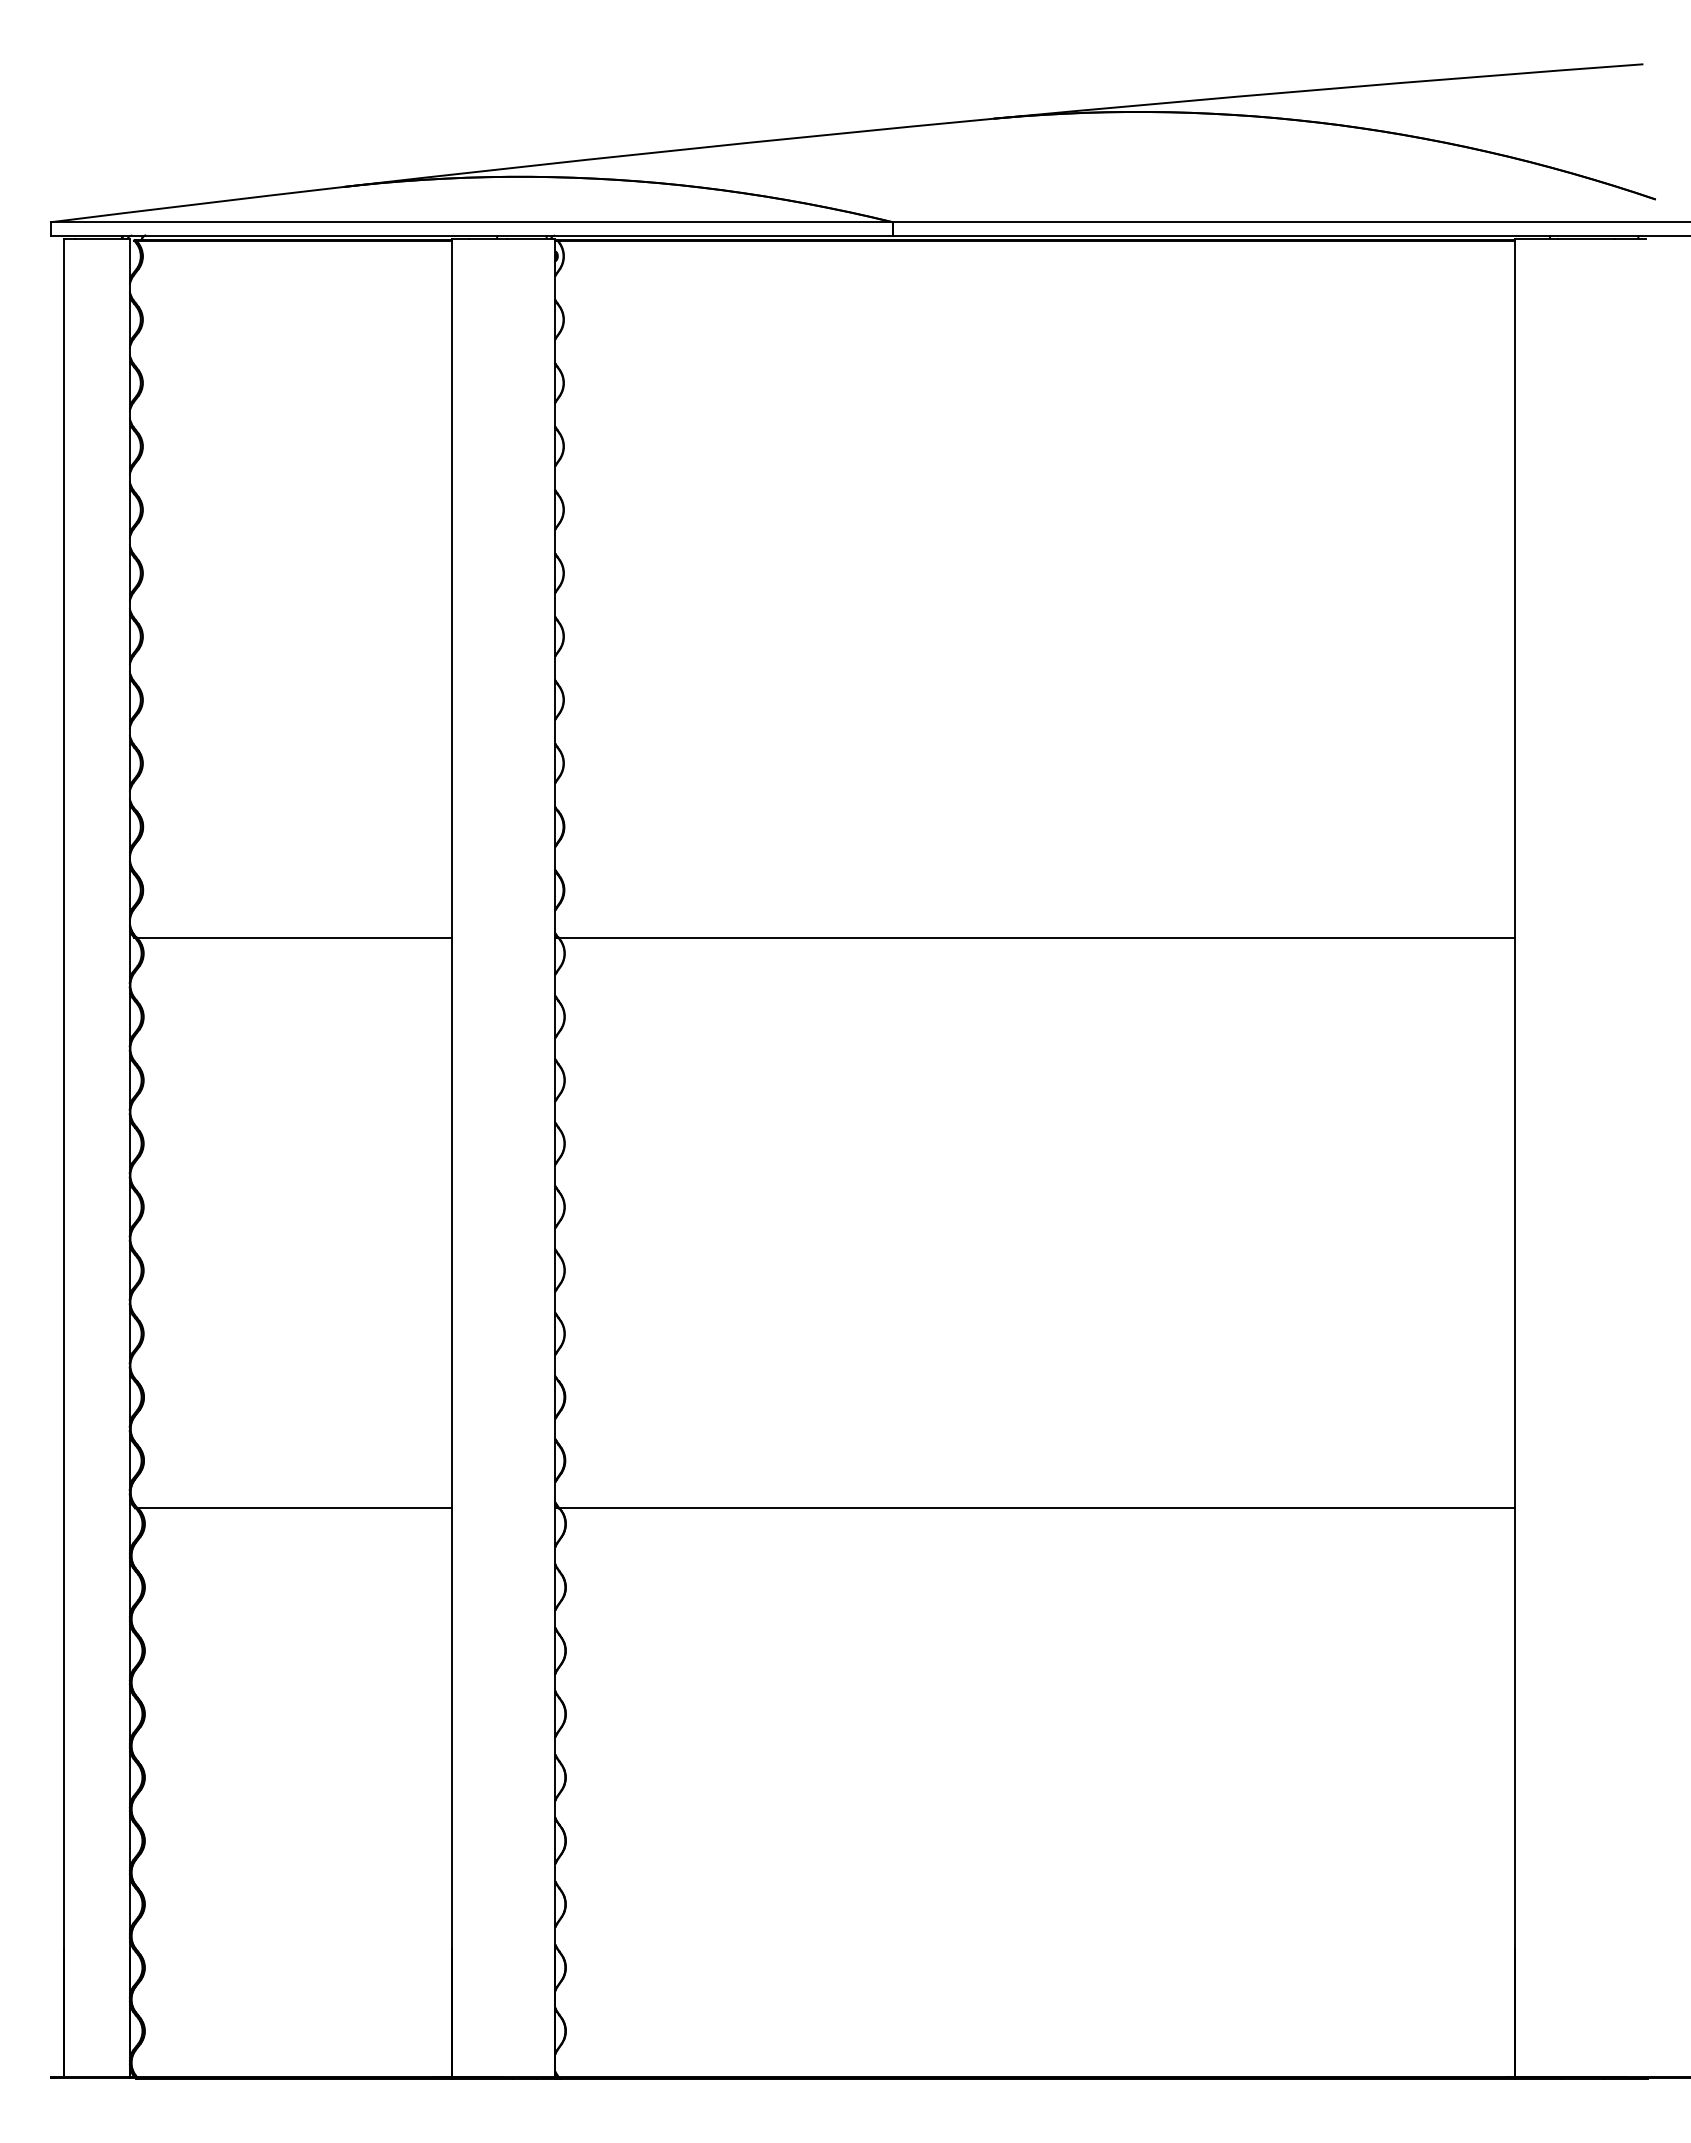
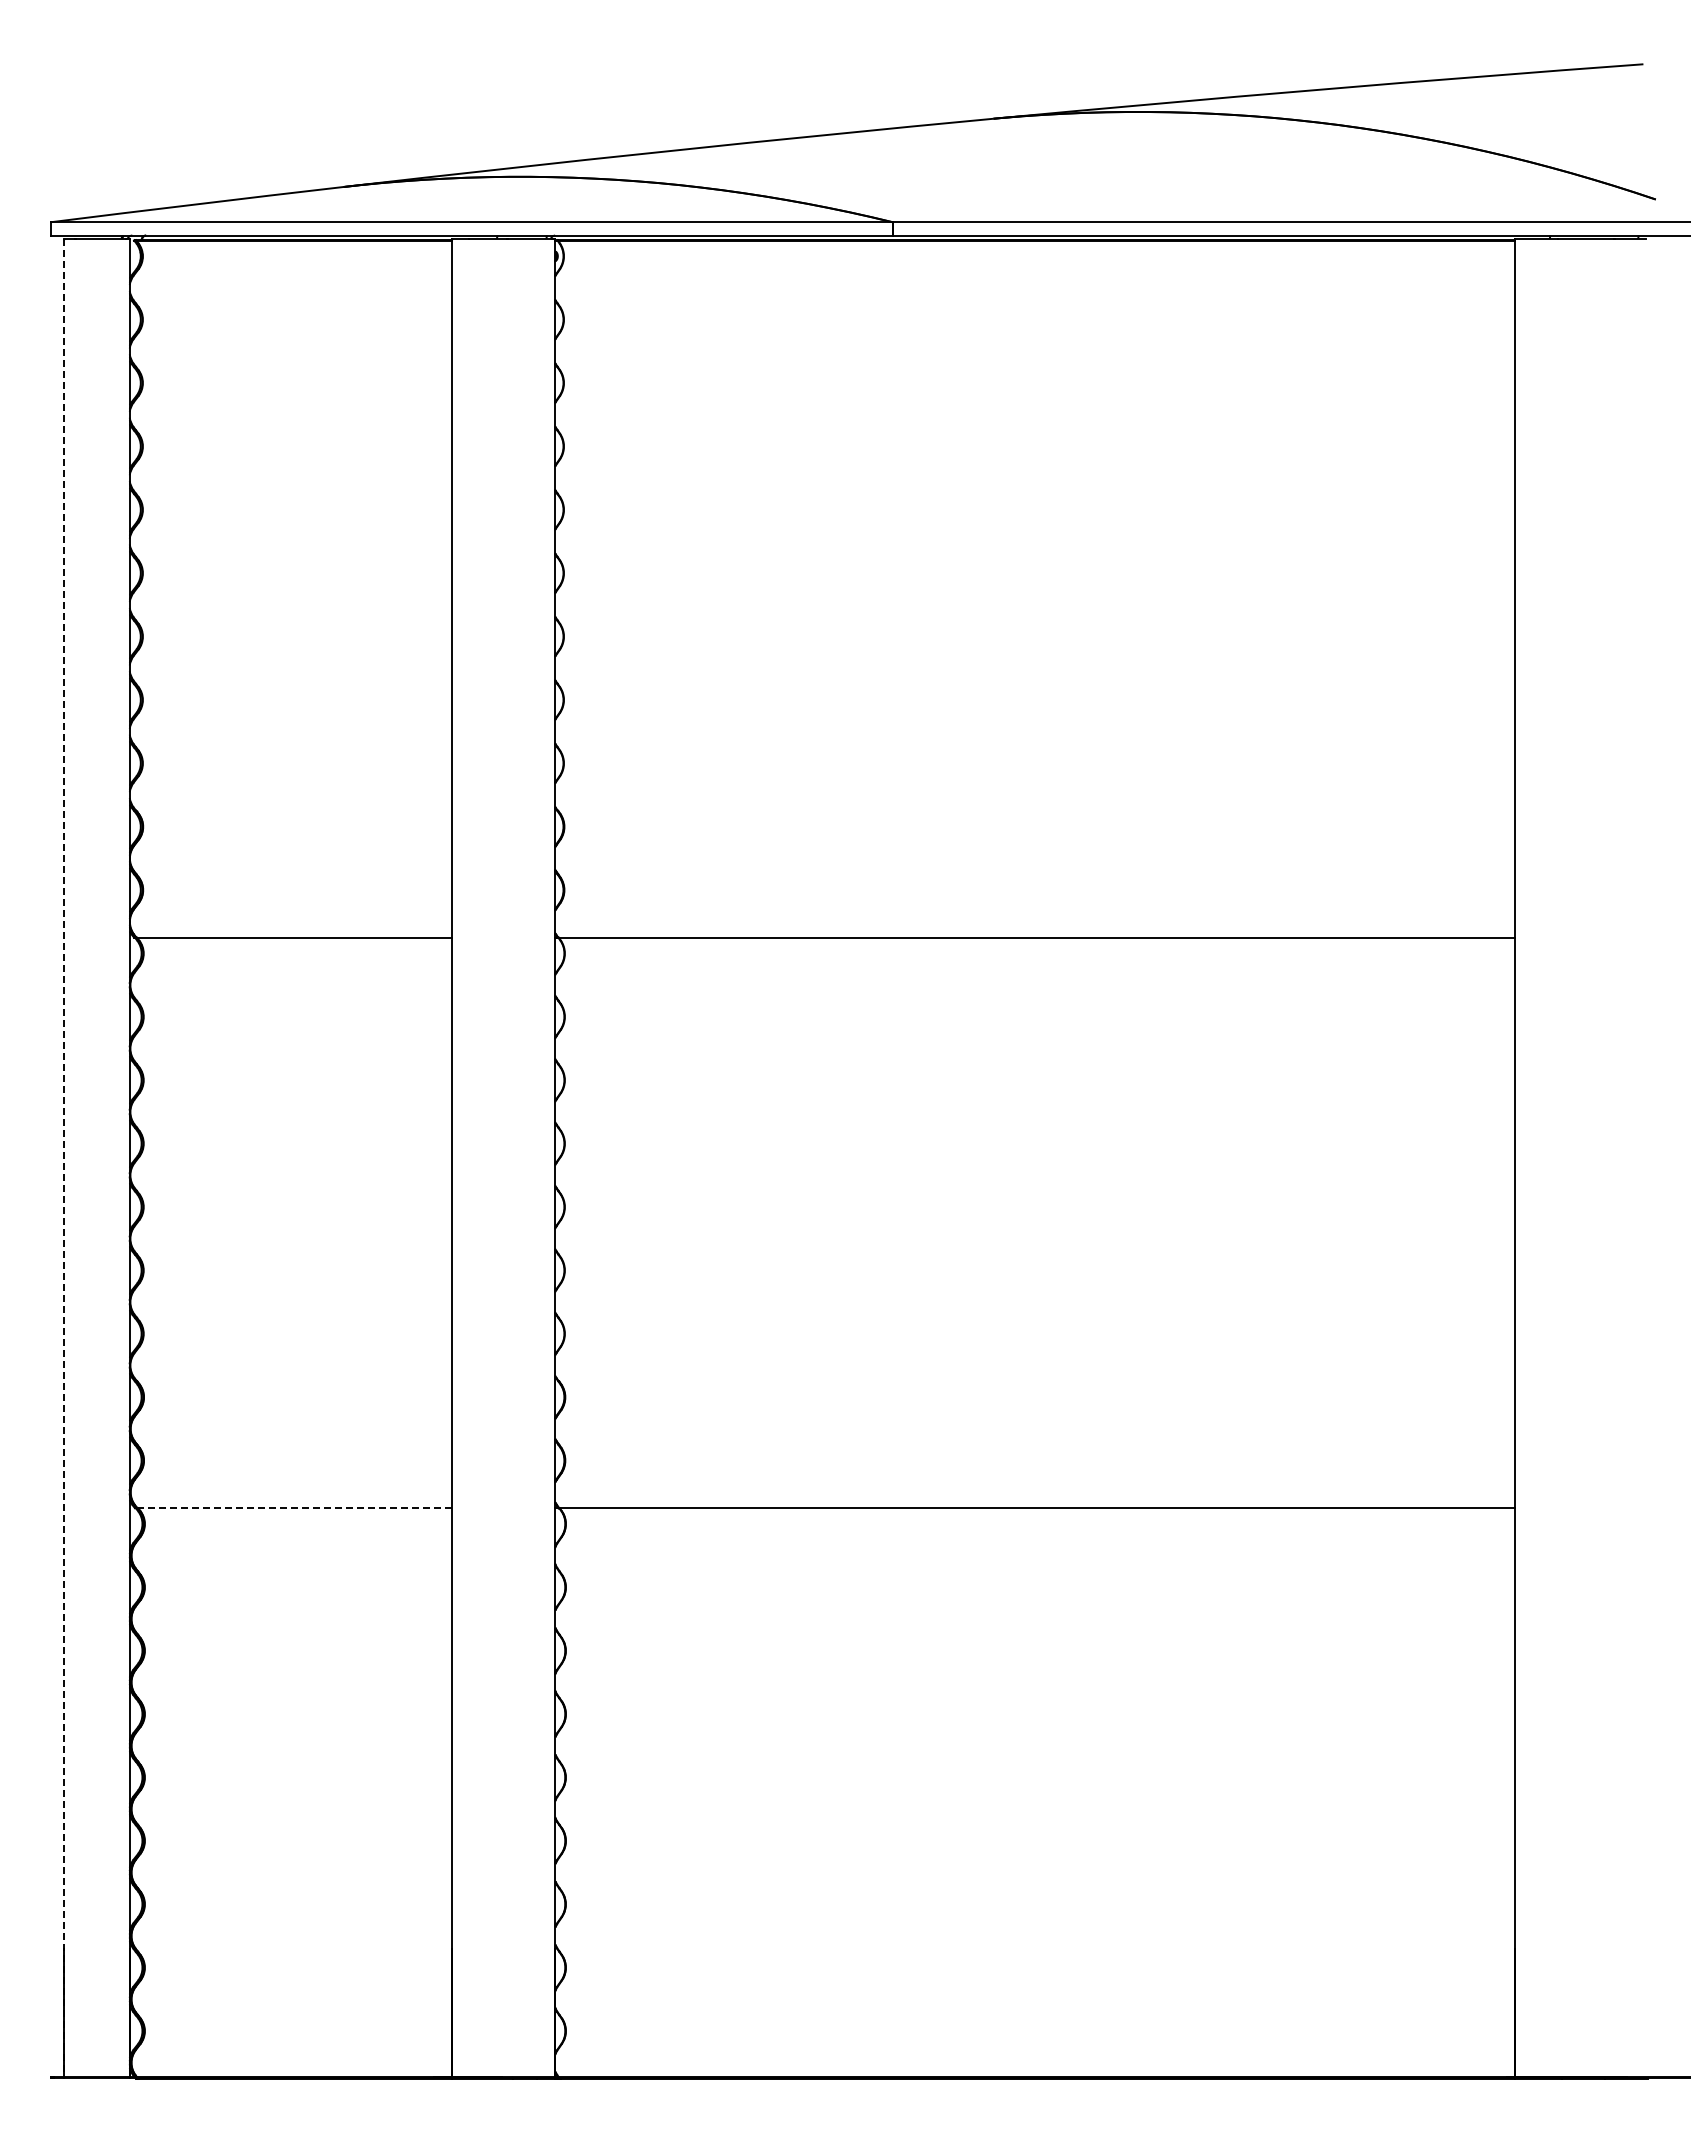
line: solid -> dashed (63, 1158)
line: solid -> dashed (295, 1508)
